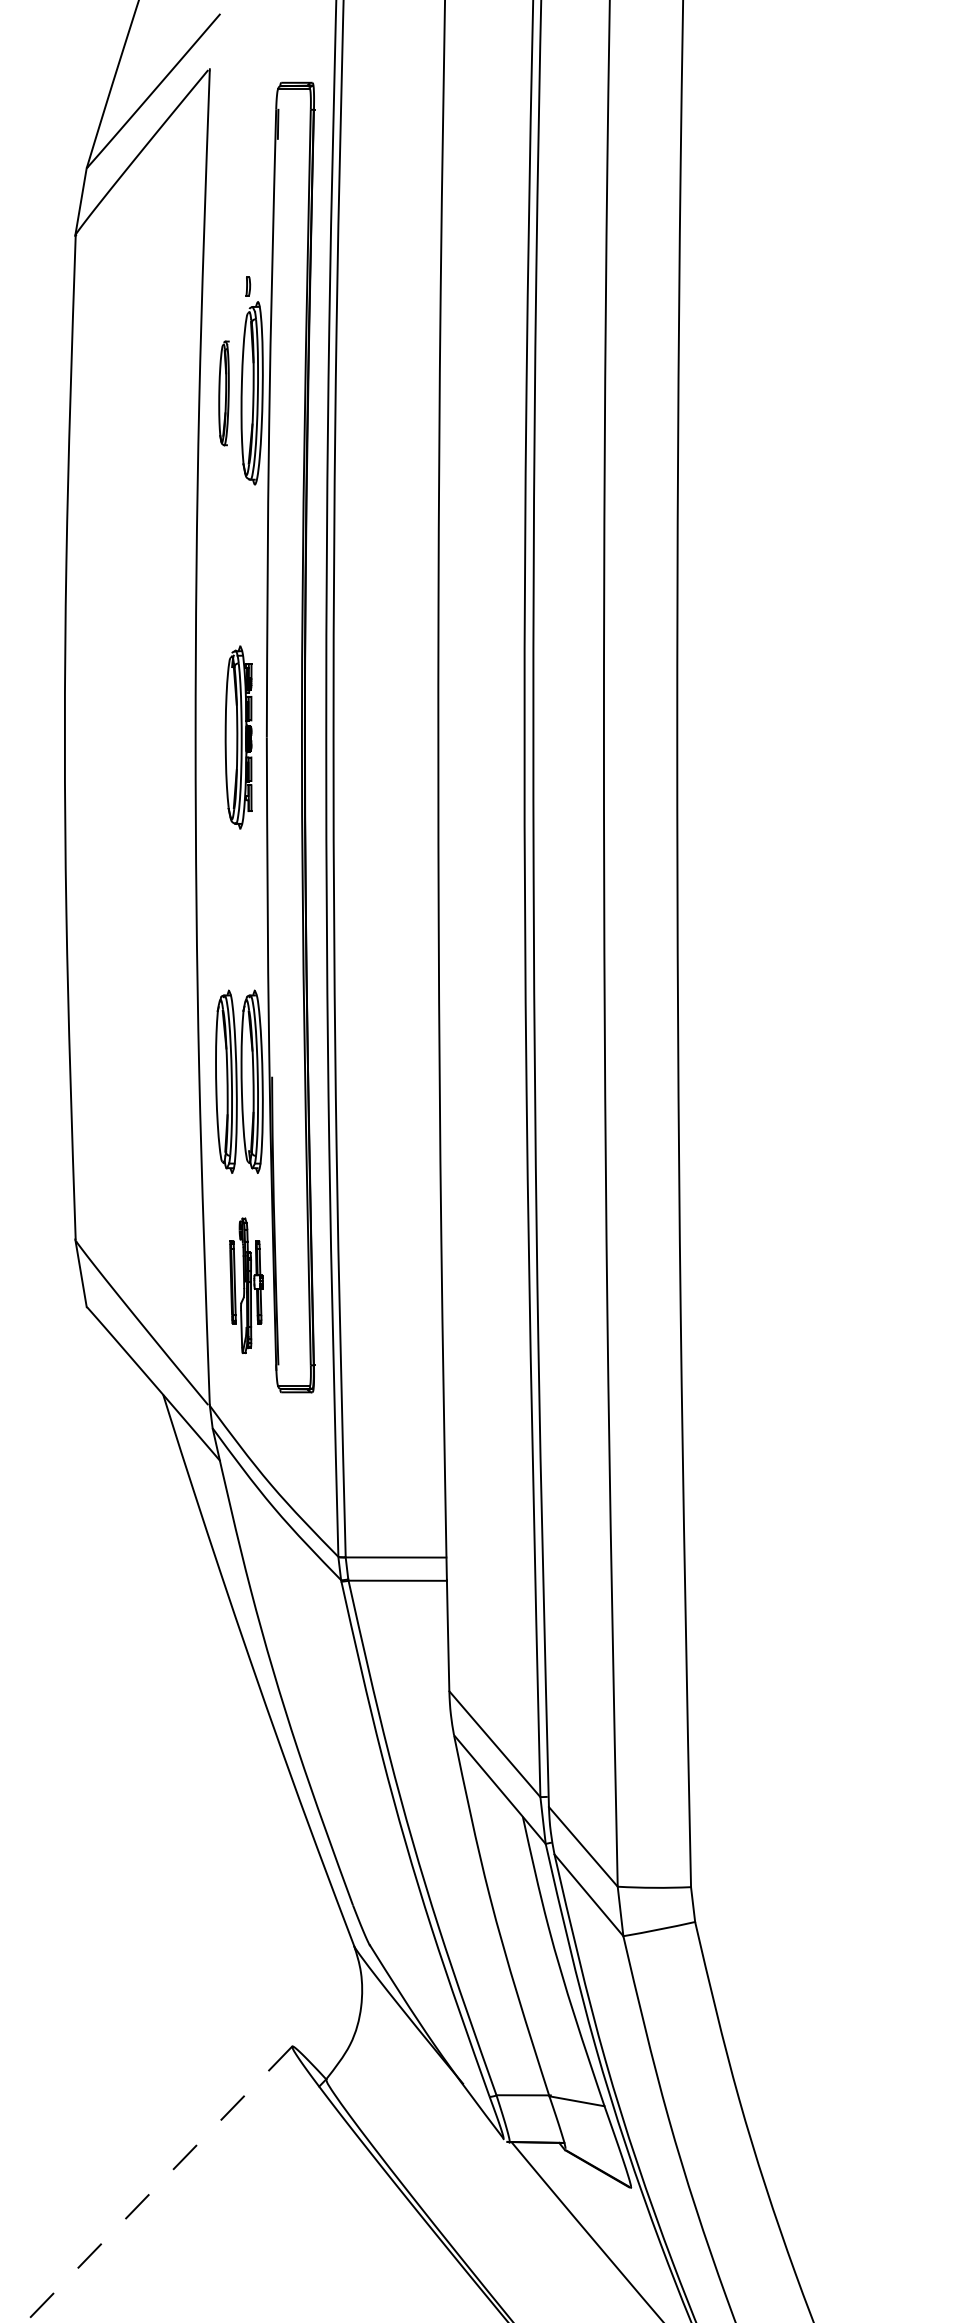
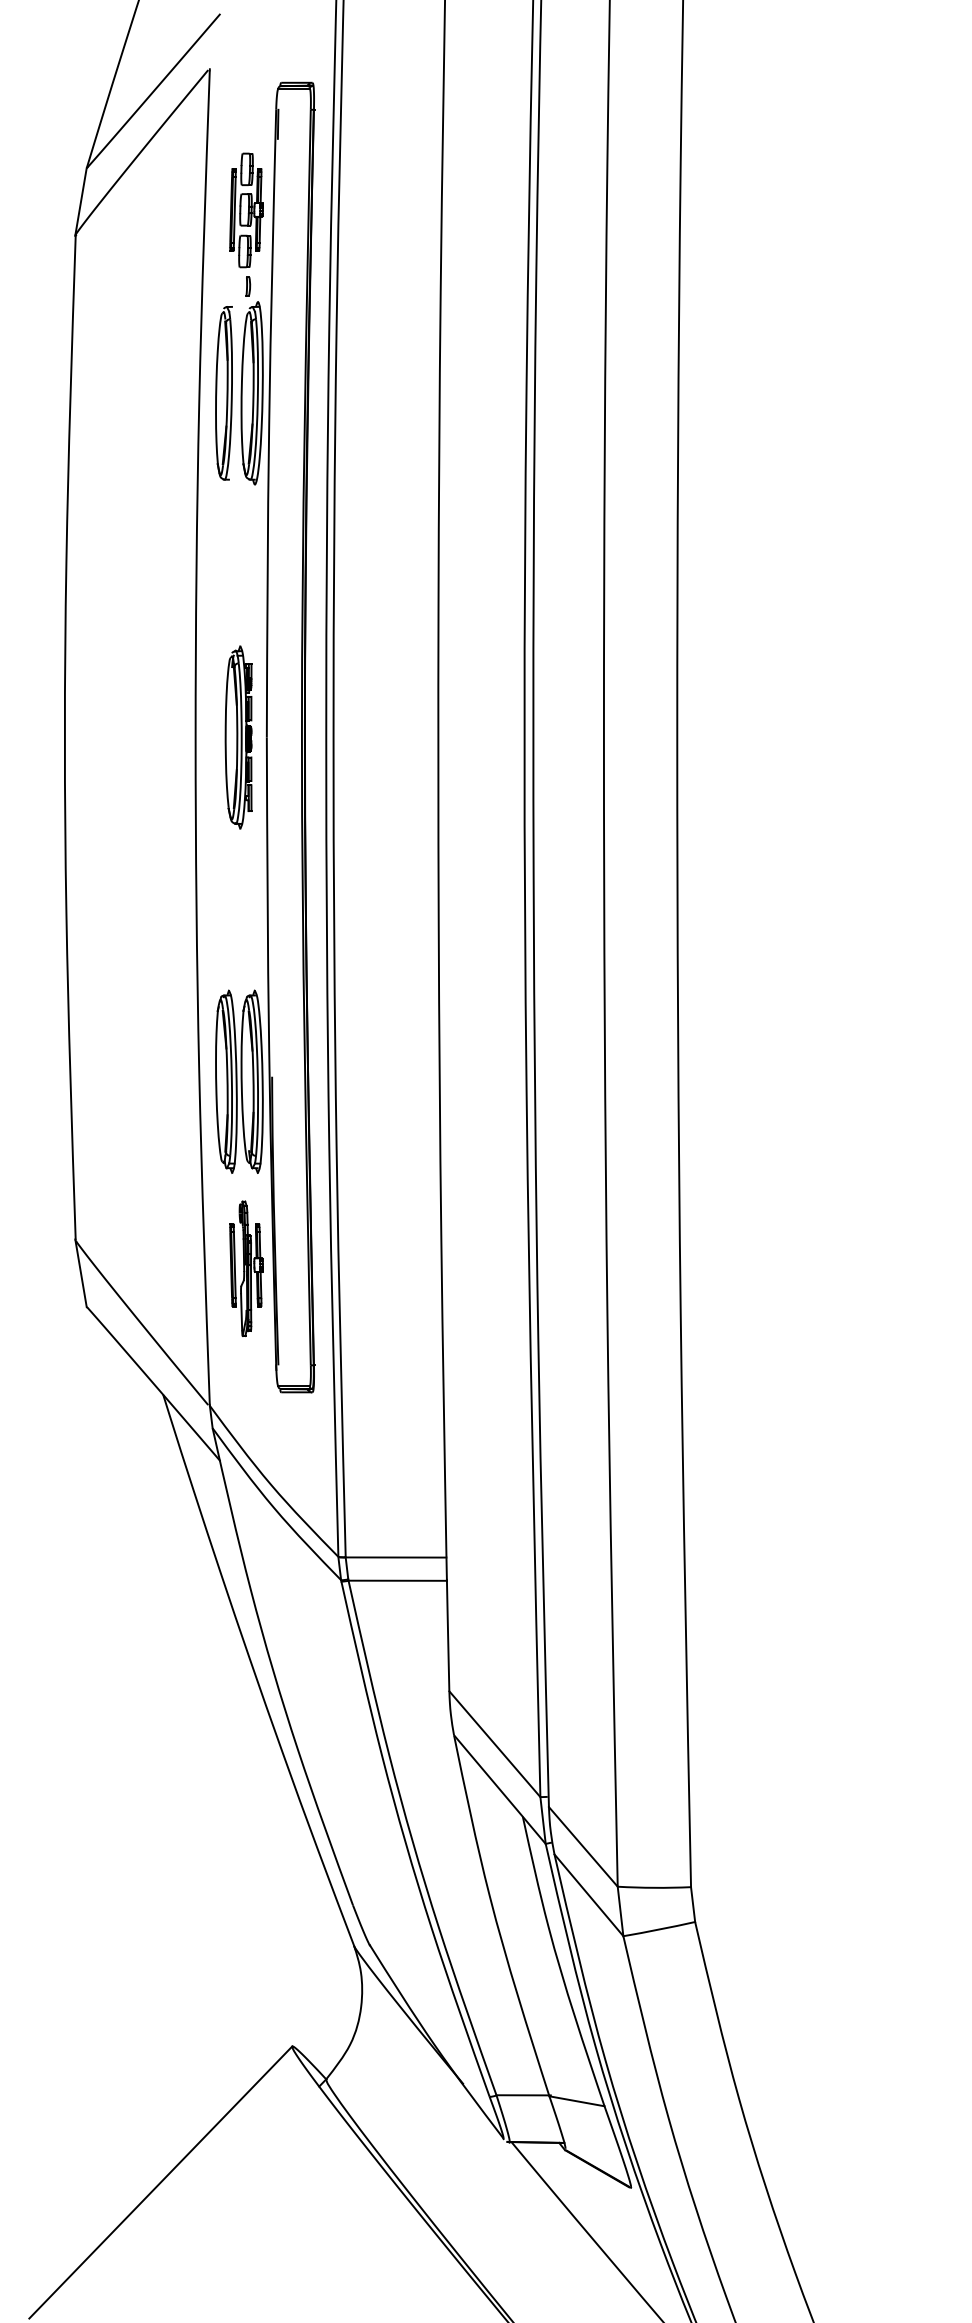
part: none -> present (246, 210)
part size: 12x107 px -> 18x175 px (223, 393)
part position: (246, 1285) -> (246, 1268) (246, 1268)
line: dashed -> solid (160, 2182)
